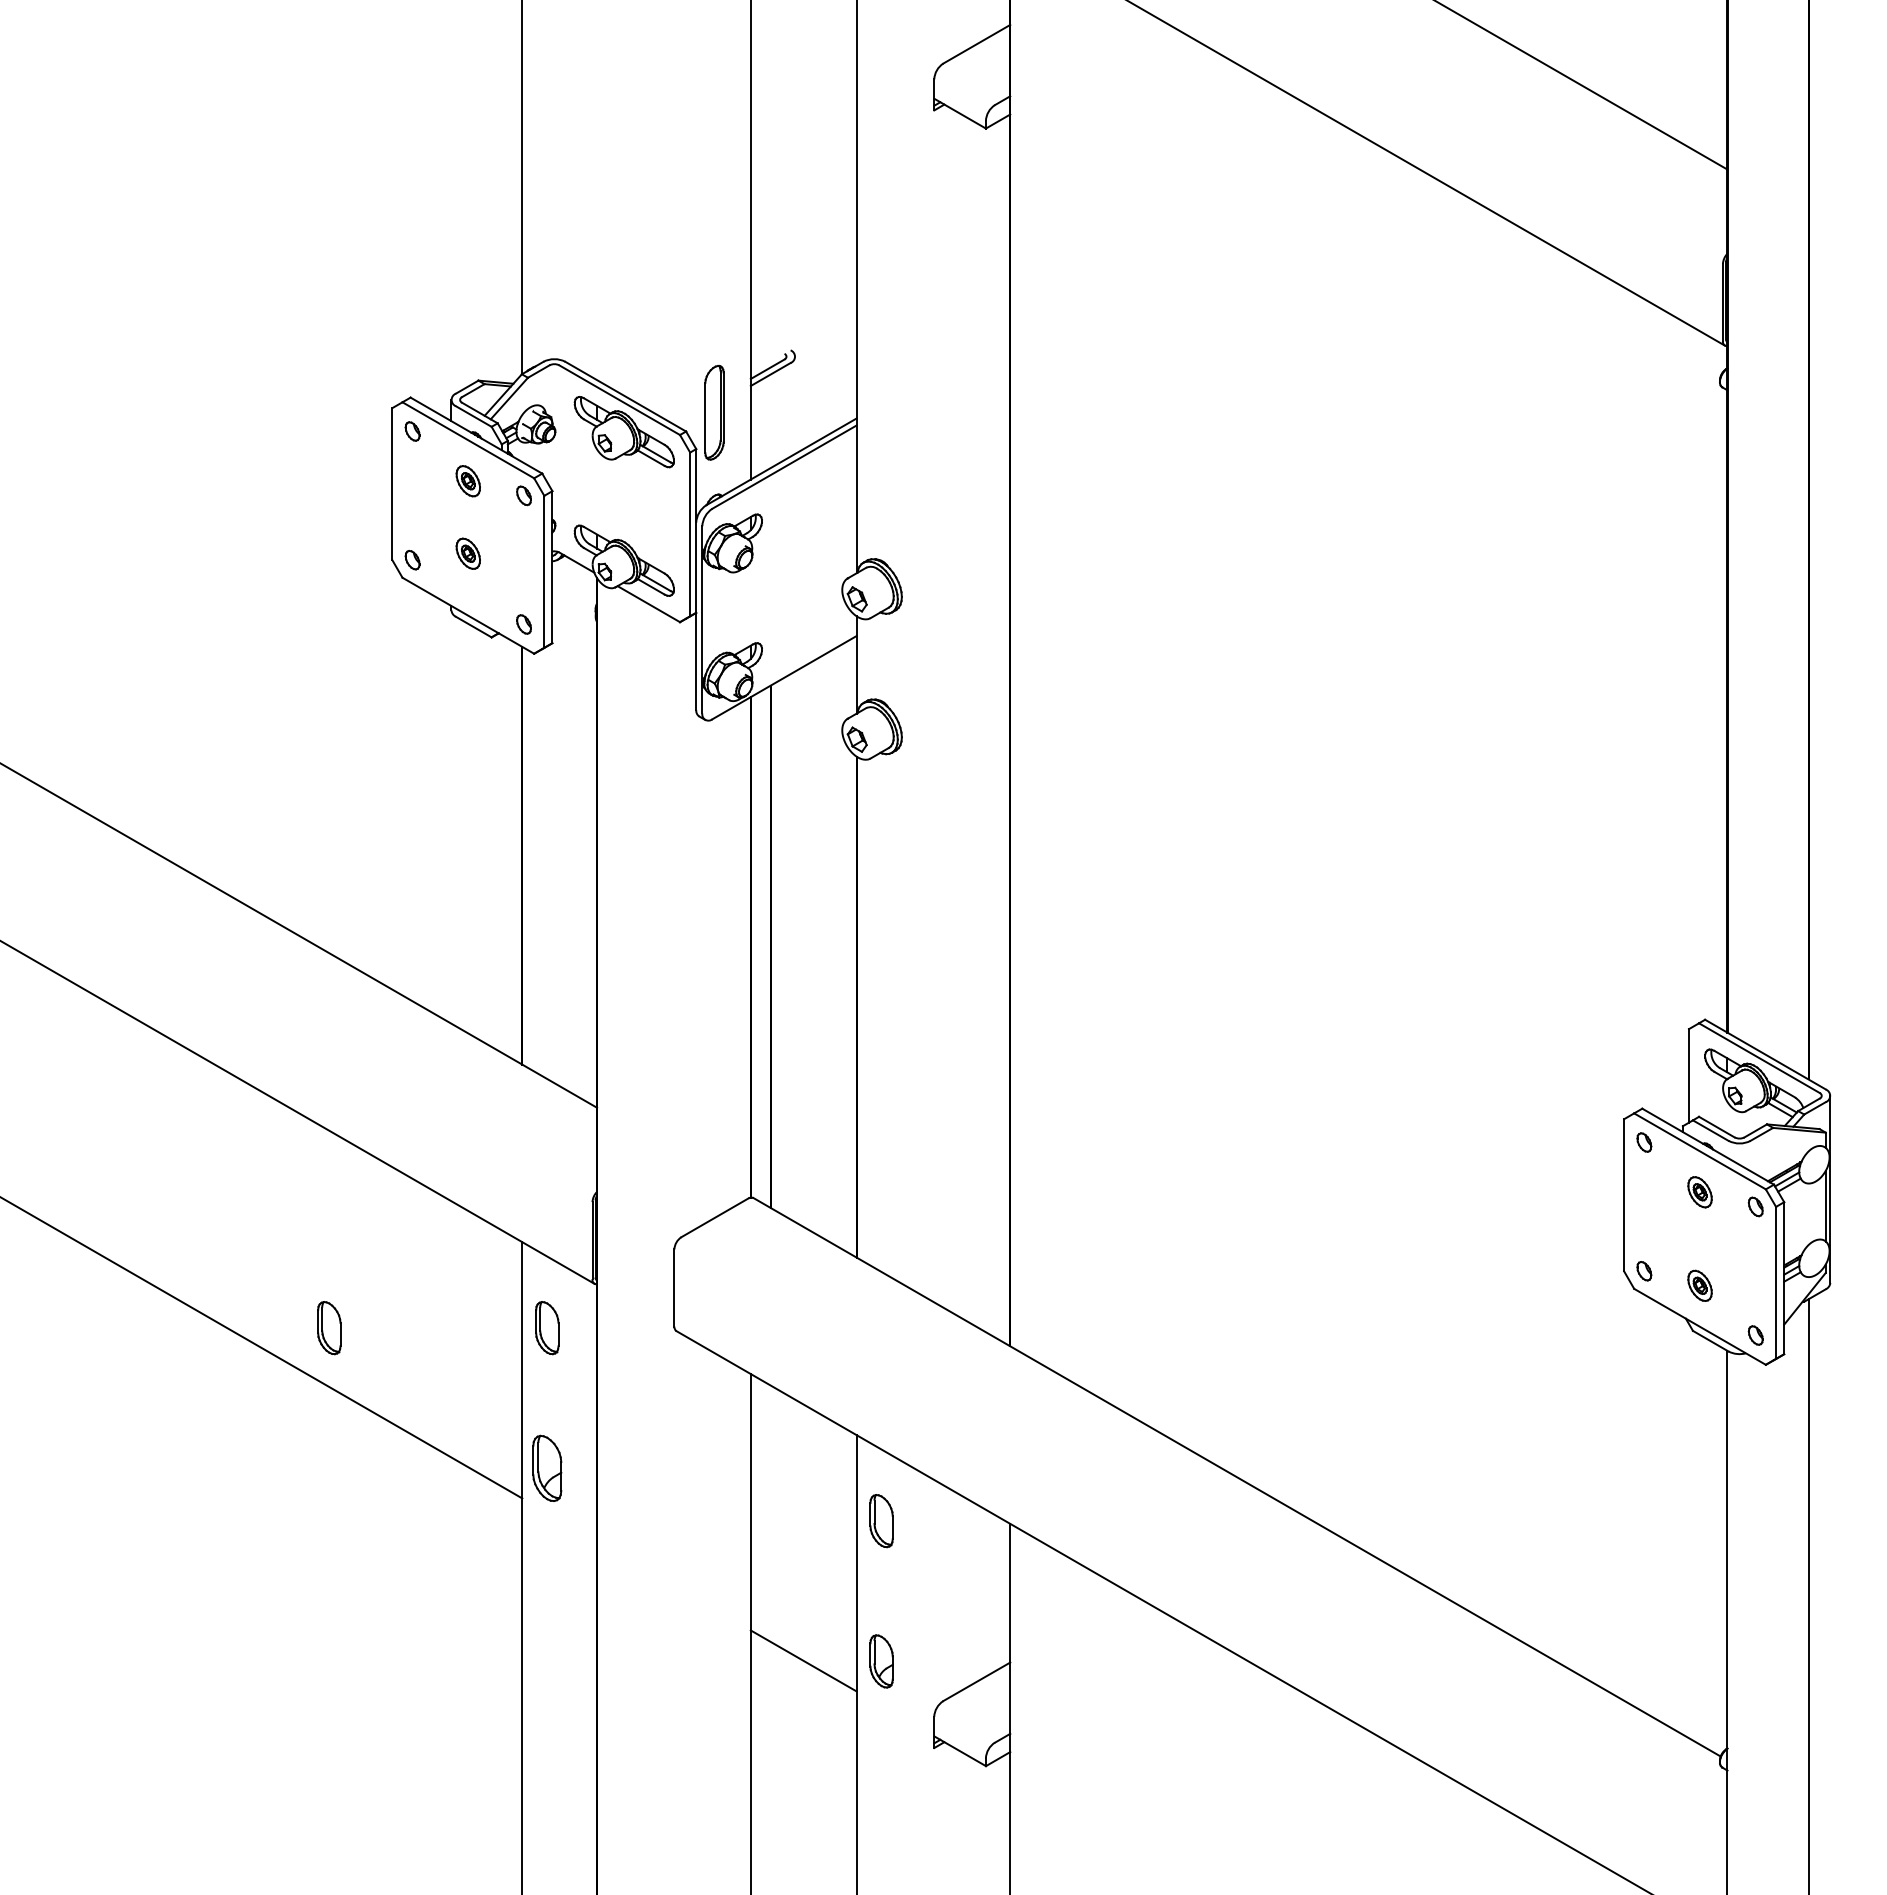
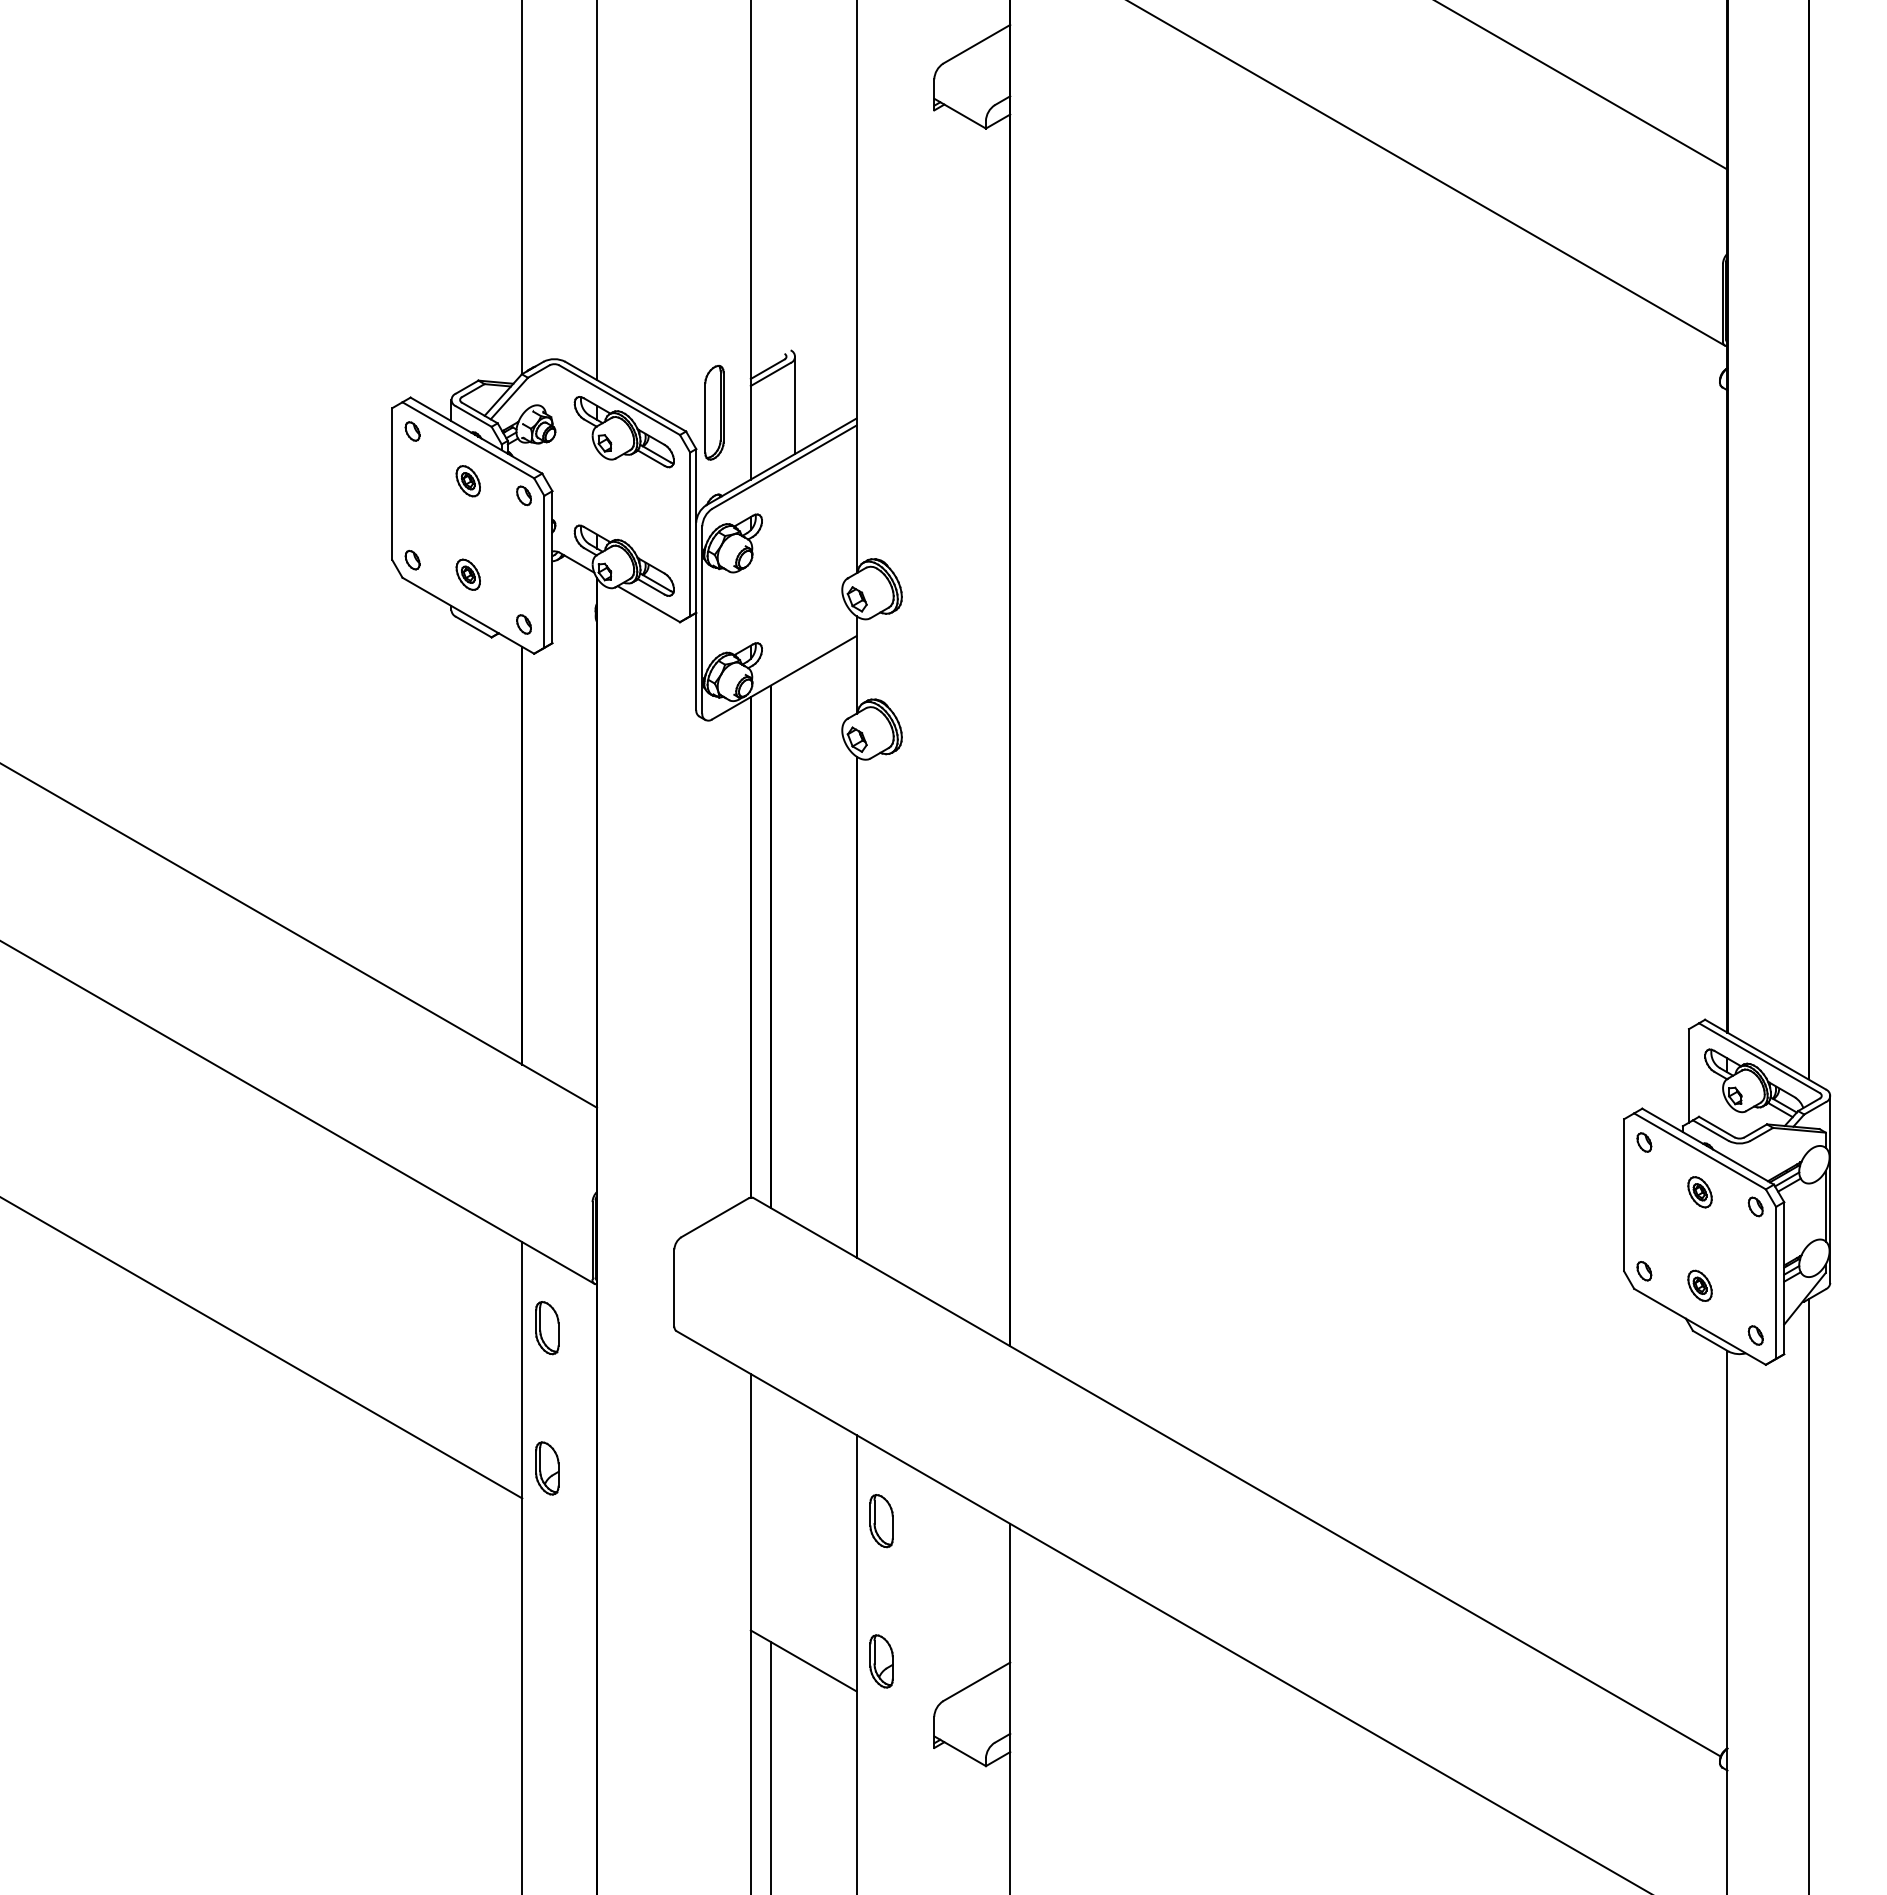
line: none -> present (597, 191)
line: none -> present (795, 404)
part position: (467, 553) -> (467, 574) (467, 574)
part: present -> none (329, 1328)
part size: 31x68 px -> 25x55 px (547, 1468)
line: none -> present (770, 1766)
